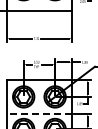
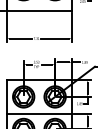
line: dashed -> solid (39, 113)
